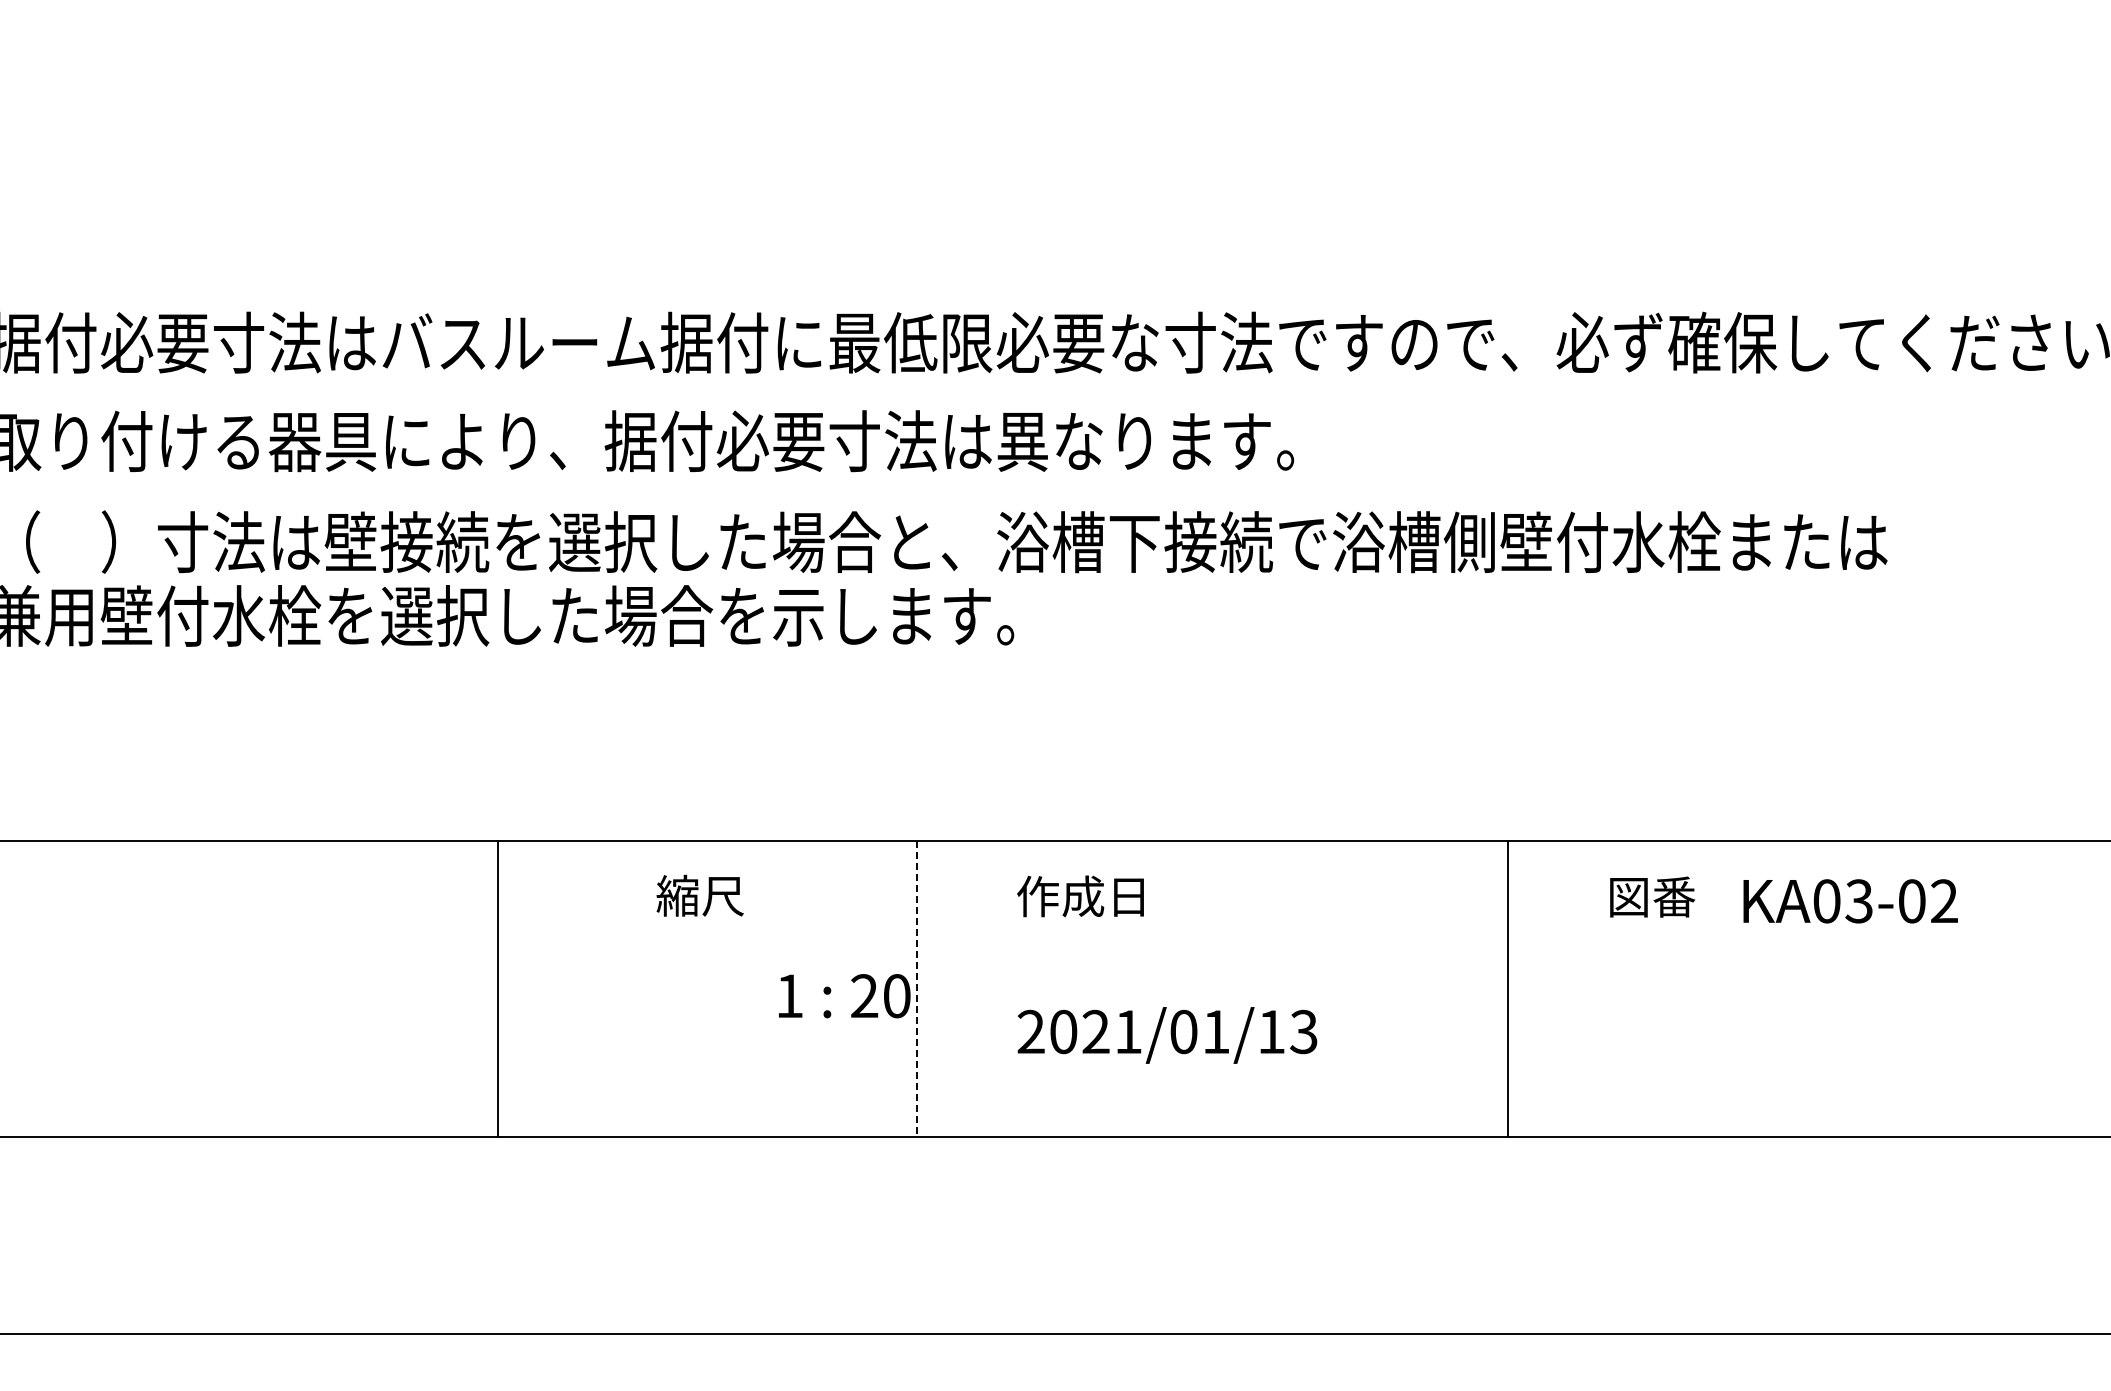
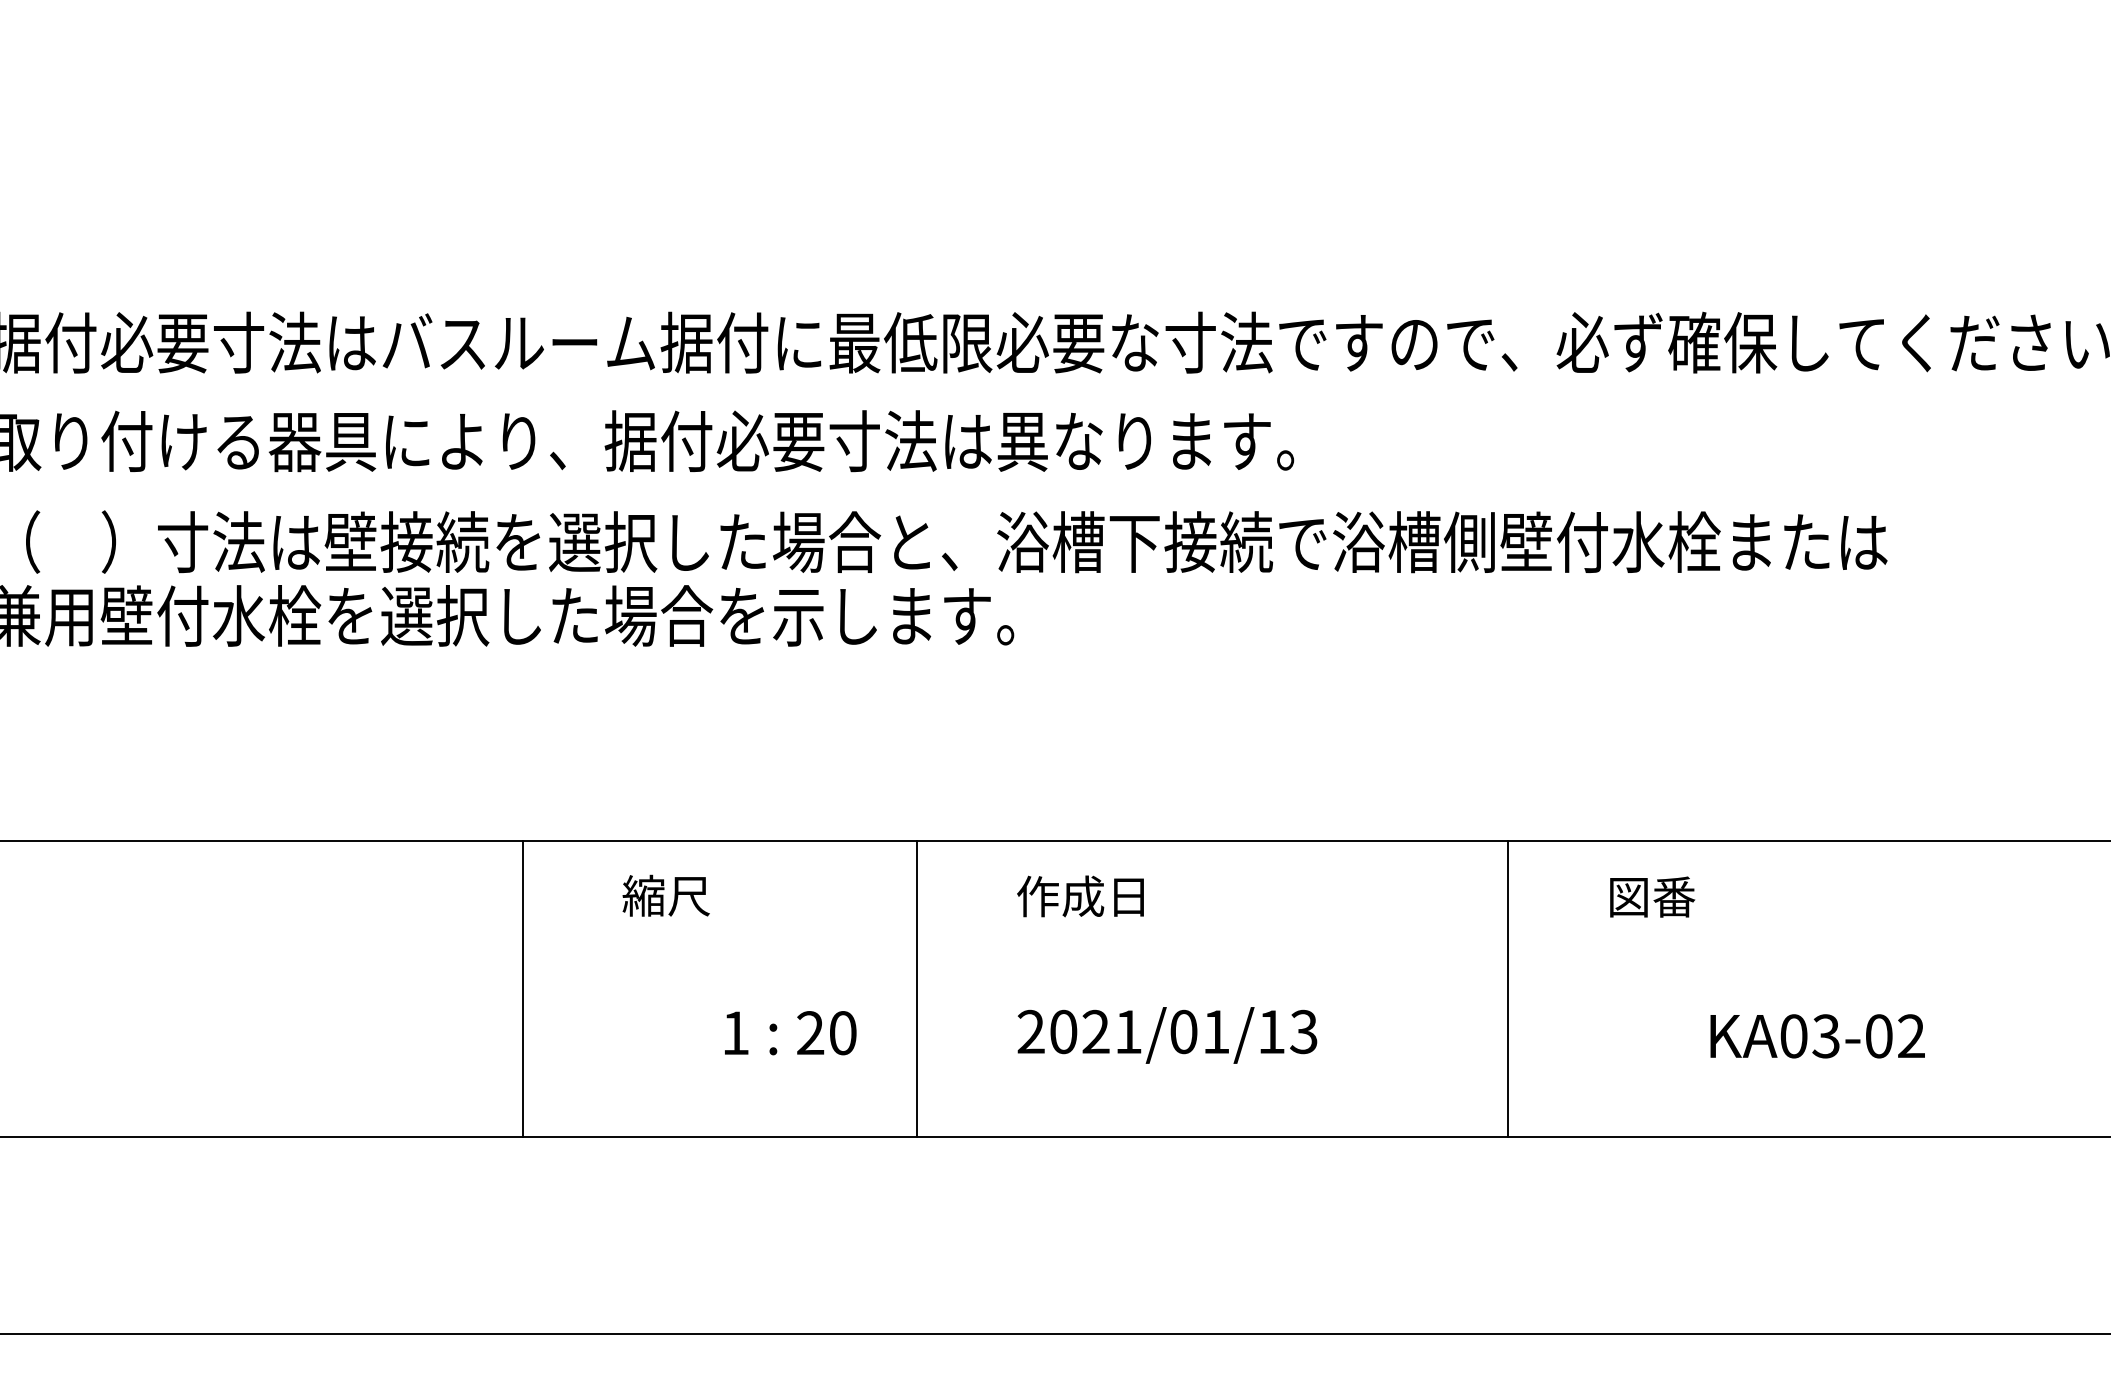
text position: (699, 895) -> (665, 895) (665, 895)
text position: (1850, 901) -> (1817, 1036) (1817, 1036)
line position: (497, 988) -> (522, 988) (522, 988)
line: dashed -> solid (916, 989)
text position: (844, 996) -> (790, 1033) (790, 1033)
